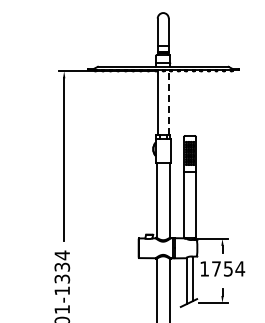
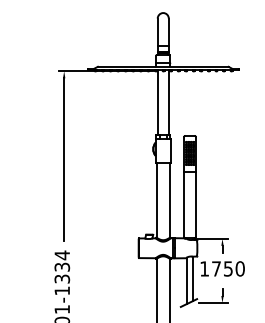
line: dashed -> solid (168, 102)
text: 1754 -> 1750 (240, 268)
